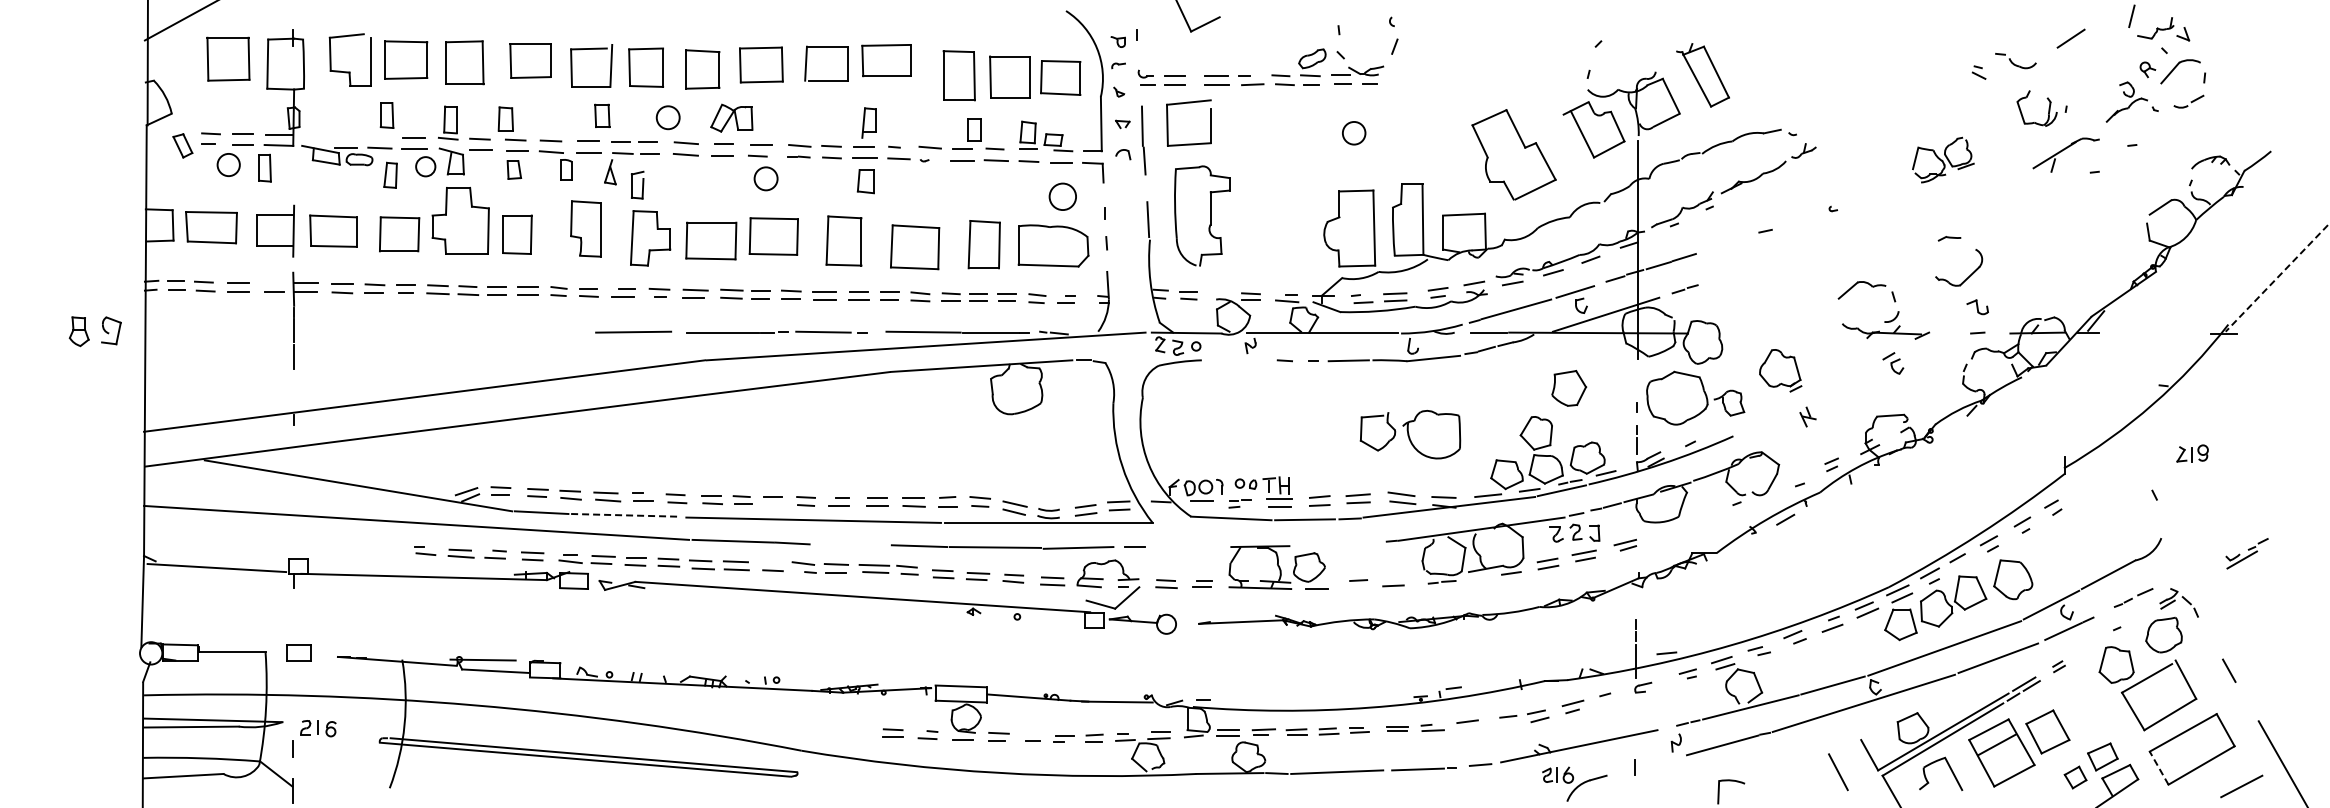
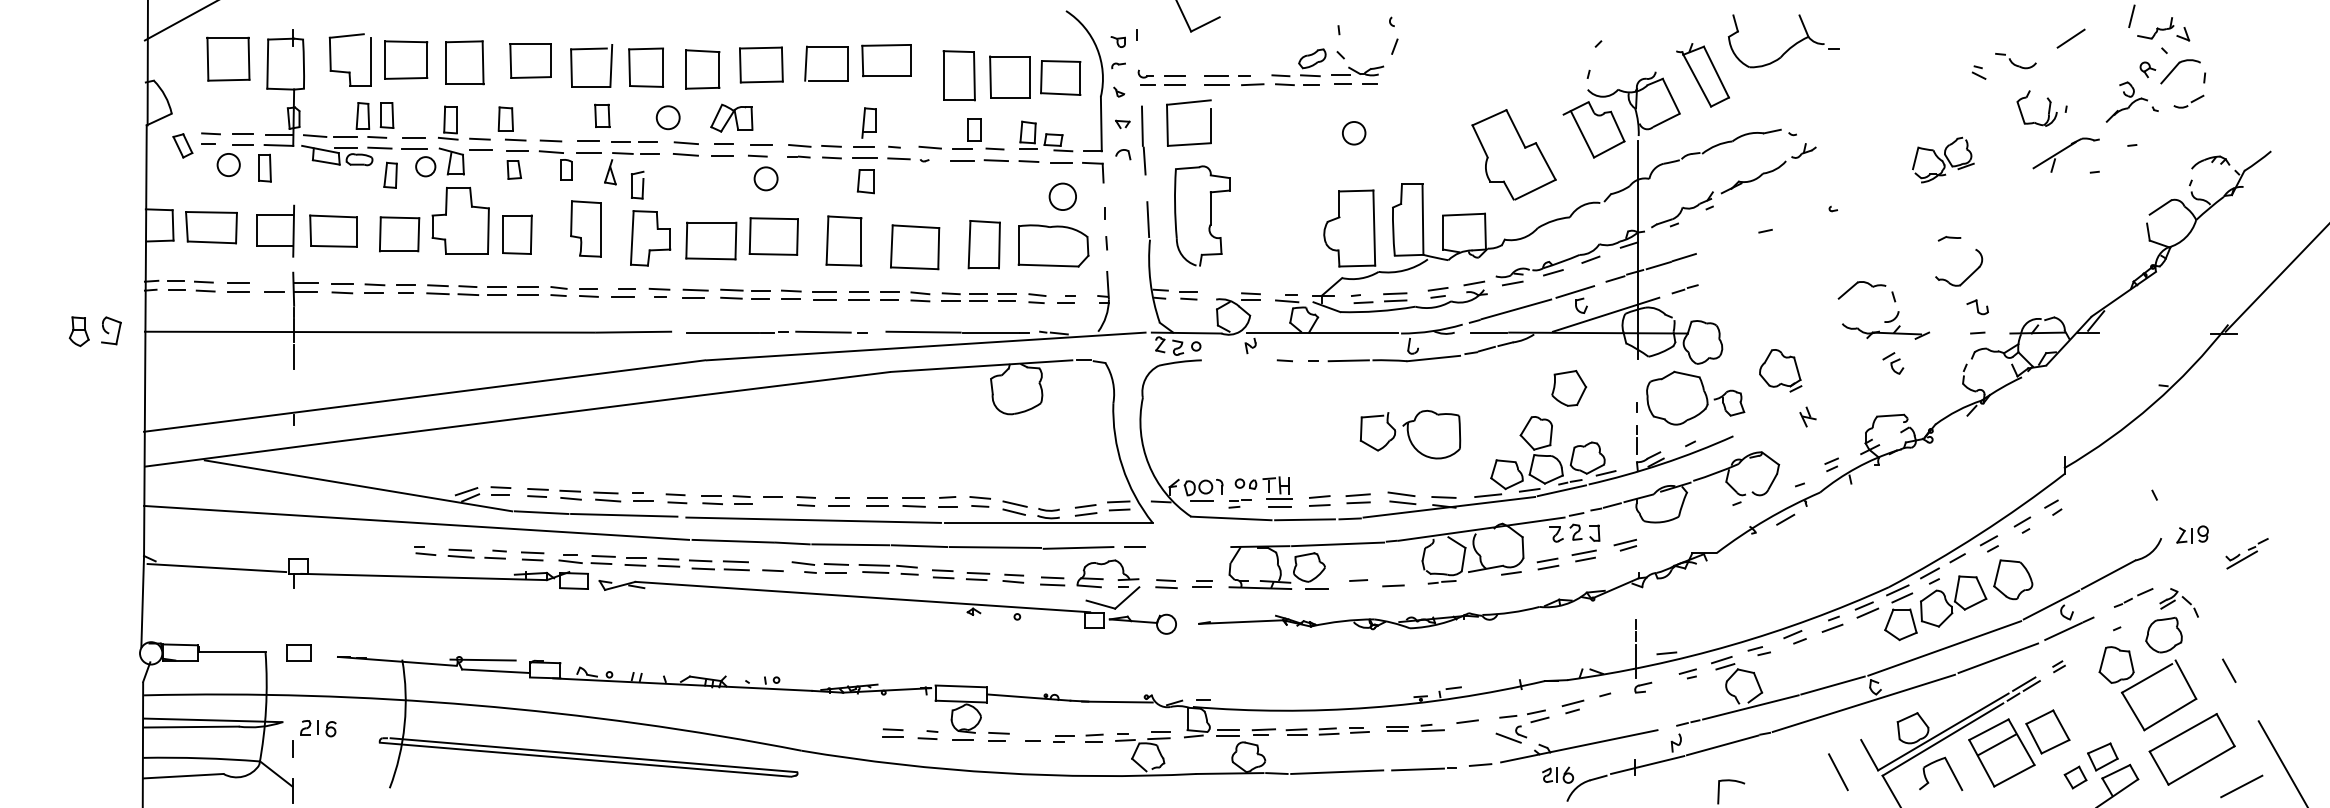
part: none -> present (1789, 47)
part: none -> present (356, 120)
line: dashed -> solid (2277, 277)
line: none -> present (369, 331)
part position: (2192, 453) -> (2192, 534) (2192, 534)
line: dashed -> solid (624, 515)
line: none -> present (850, 544)
line: none -> present (1338, 544)
part: none -> present (1511, 734)
line: none -> present (1647, 764)
line: dashed -> solid (2158, 767)
